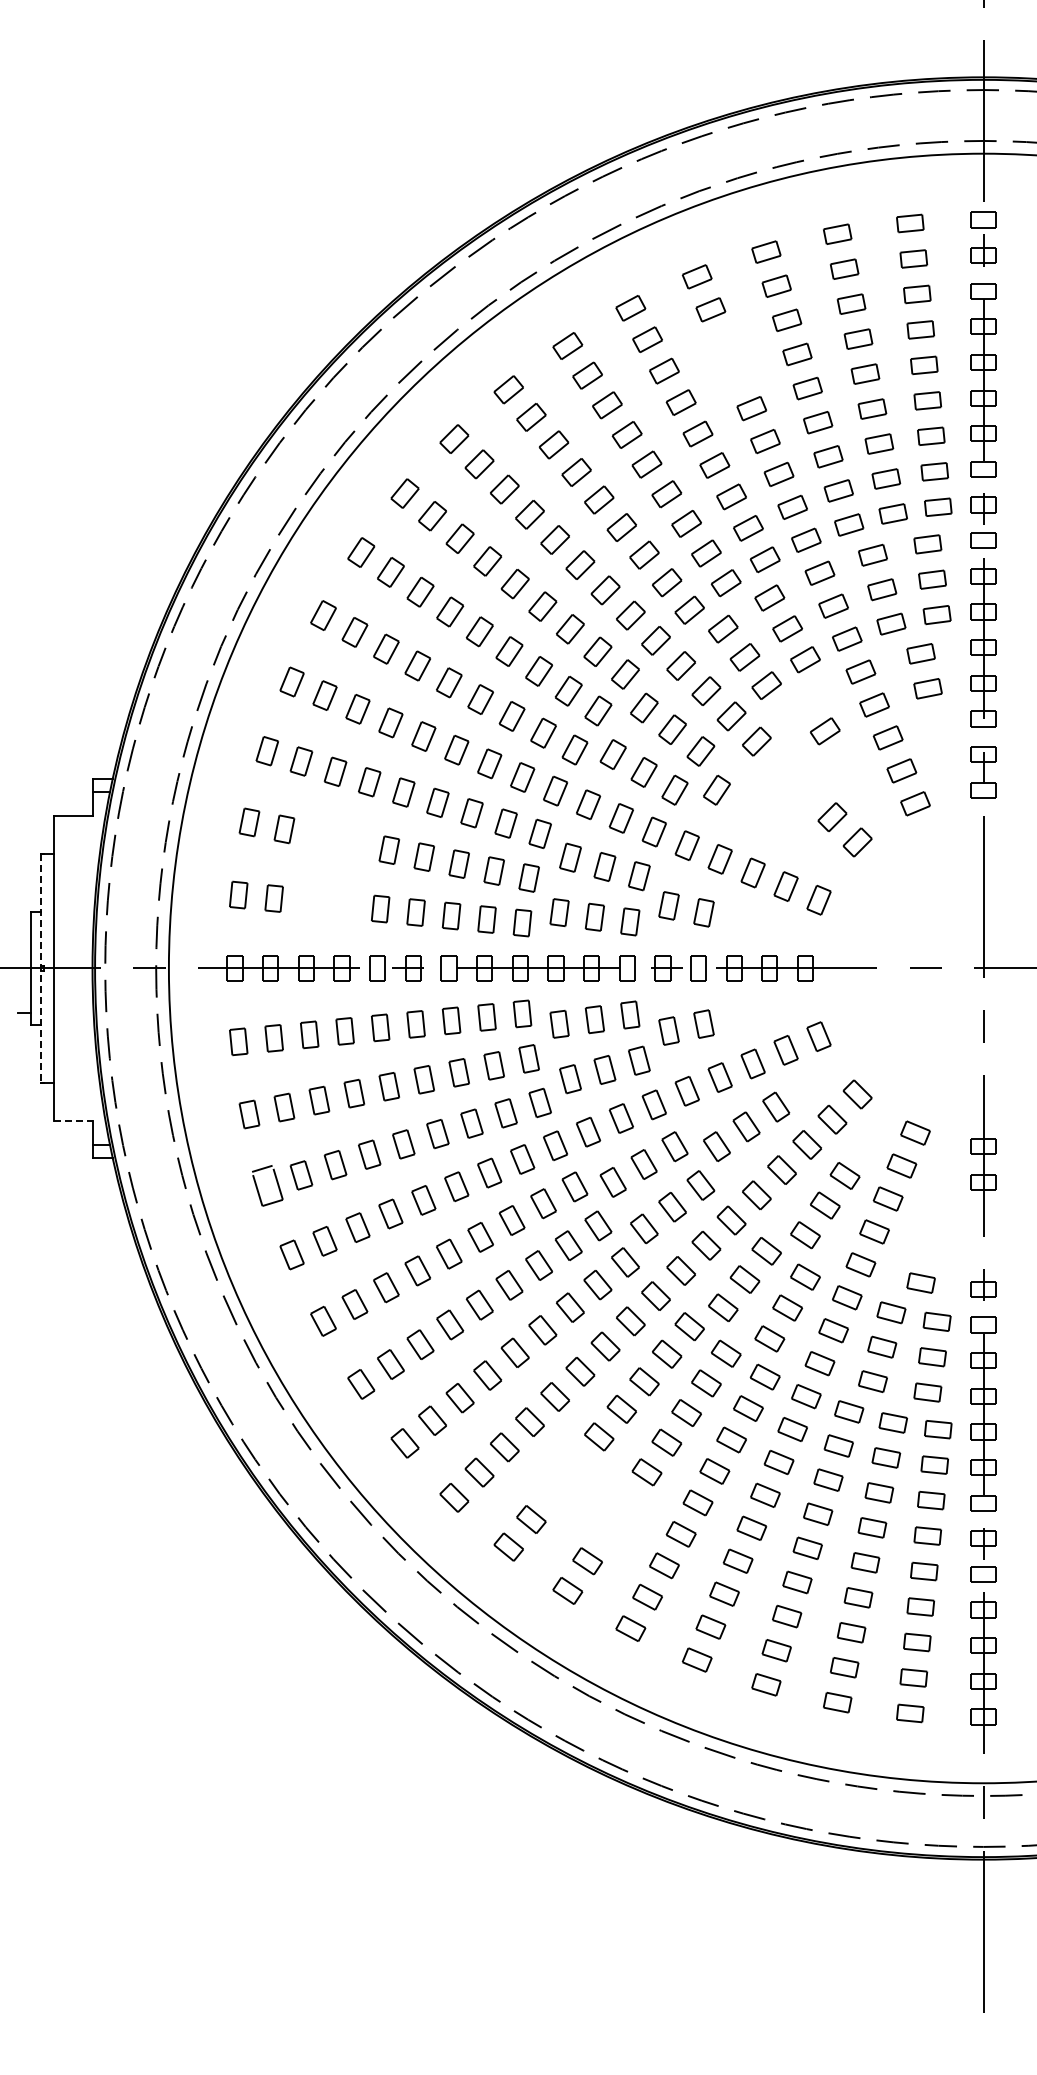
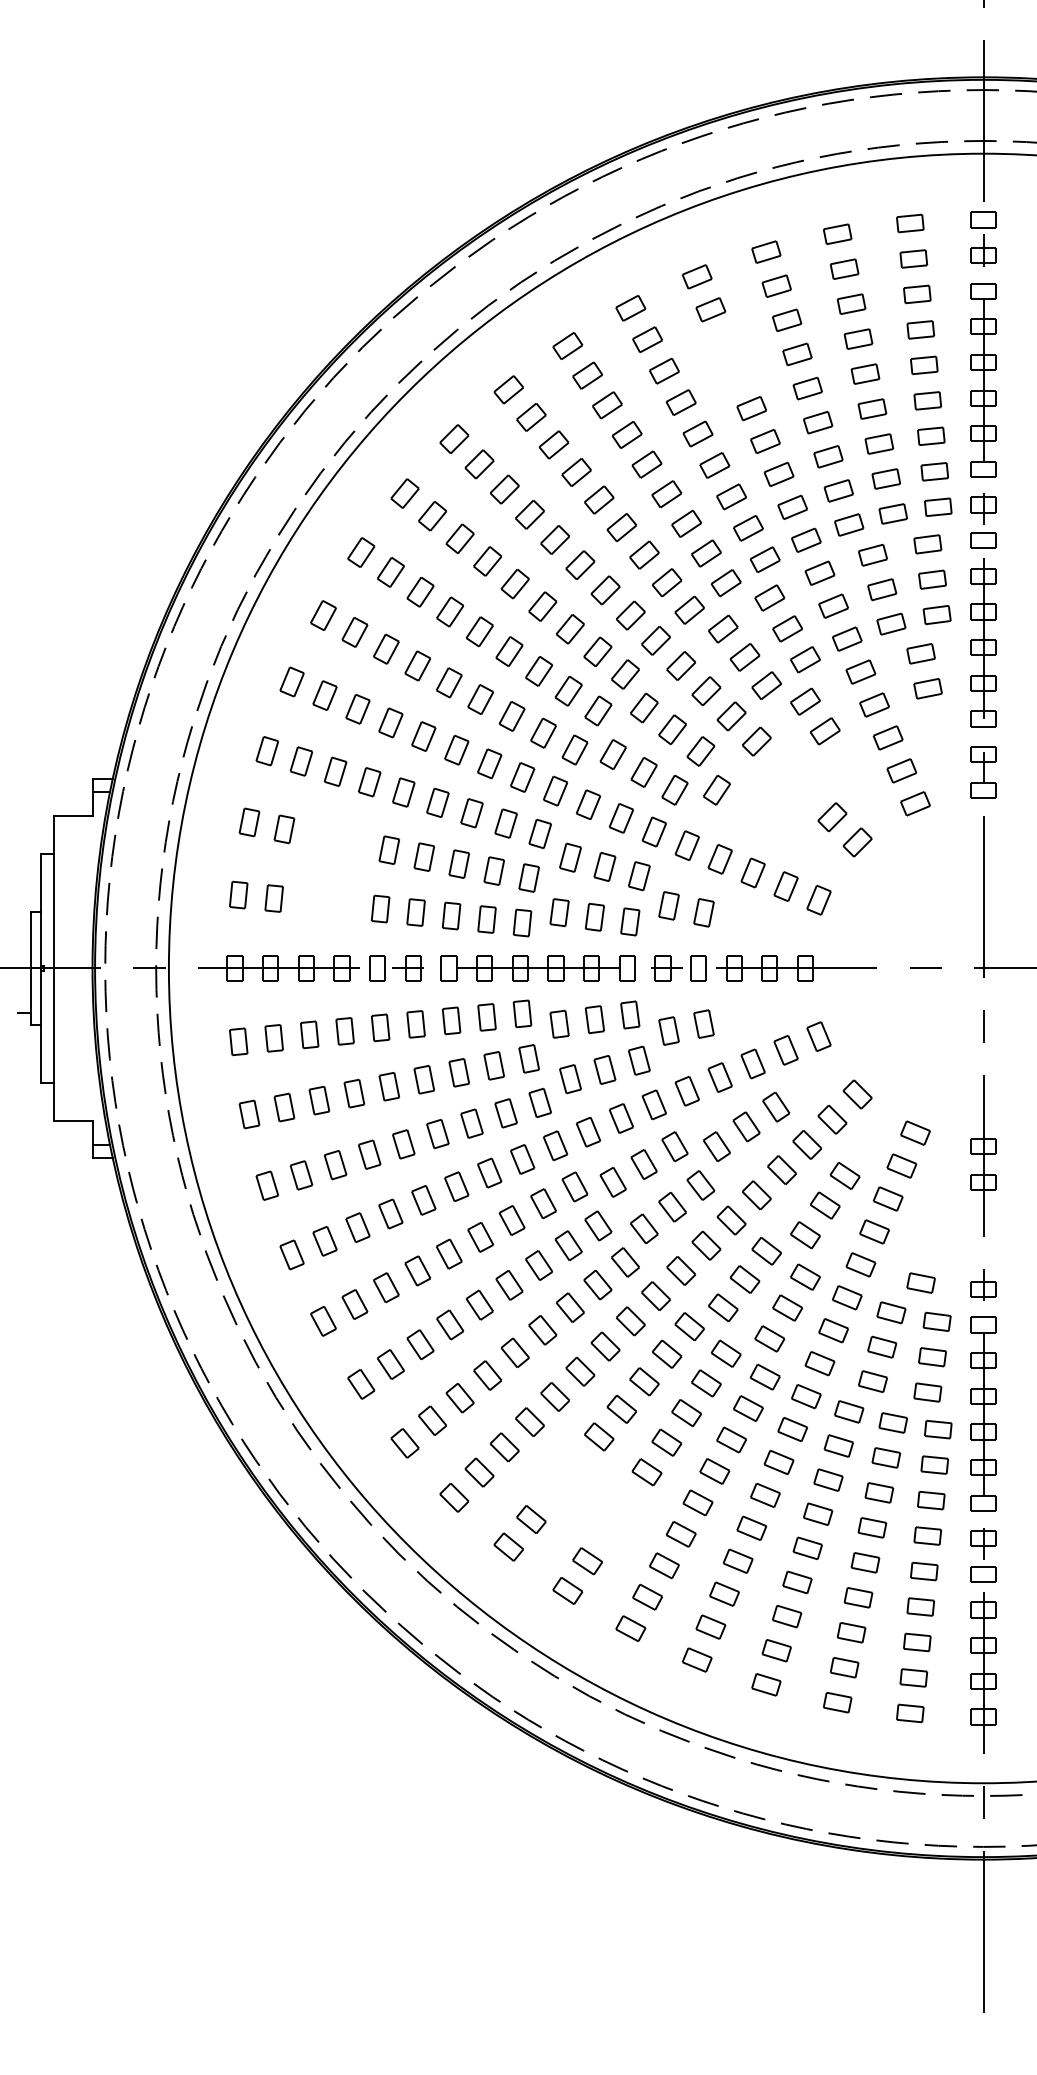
part: none -> present (805, 701)
line: dashed -> solid (41, 968)
line: dashed -> solid (73, 1121)
part size: 32x42 px -> 24x31 px (266, 1185)
